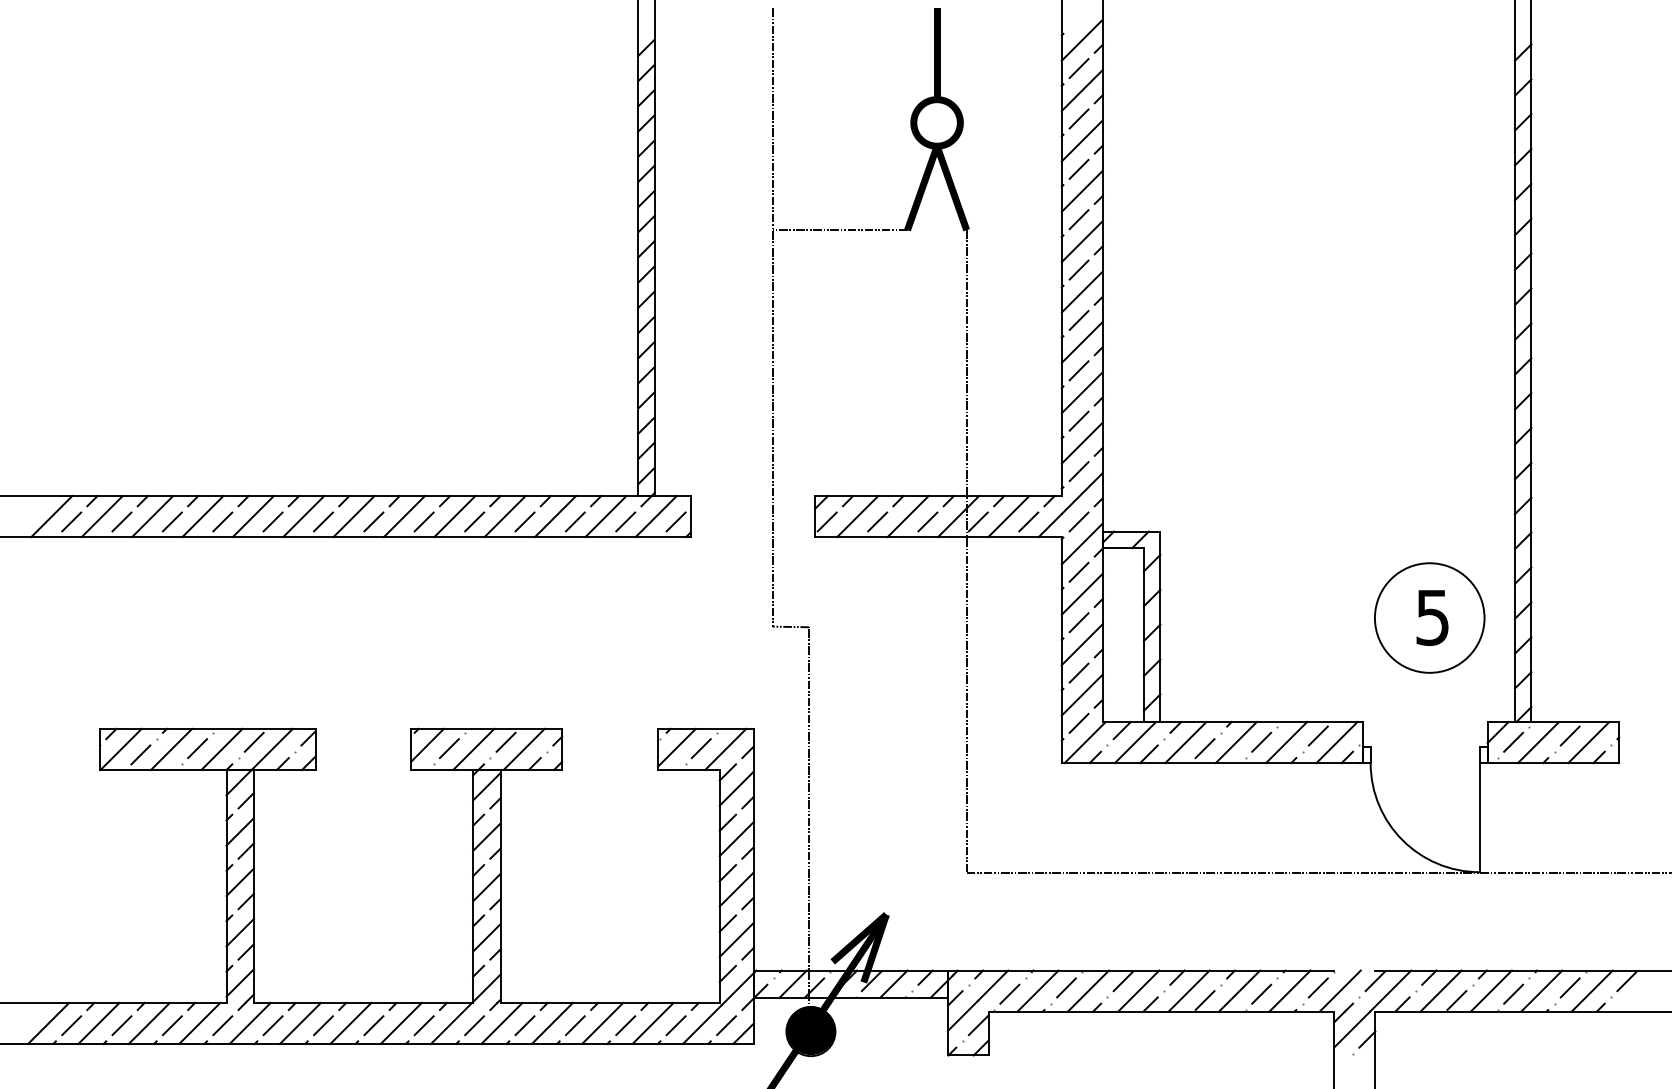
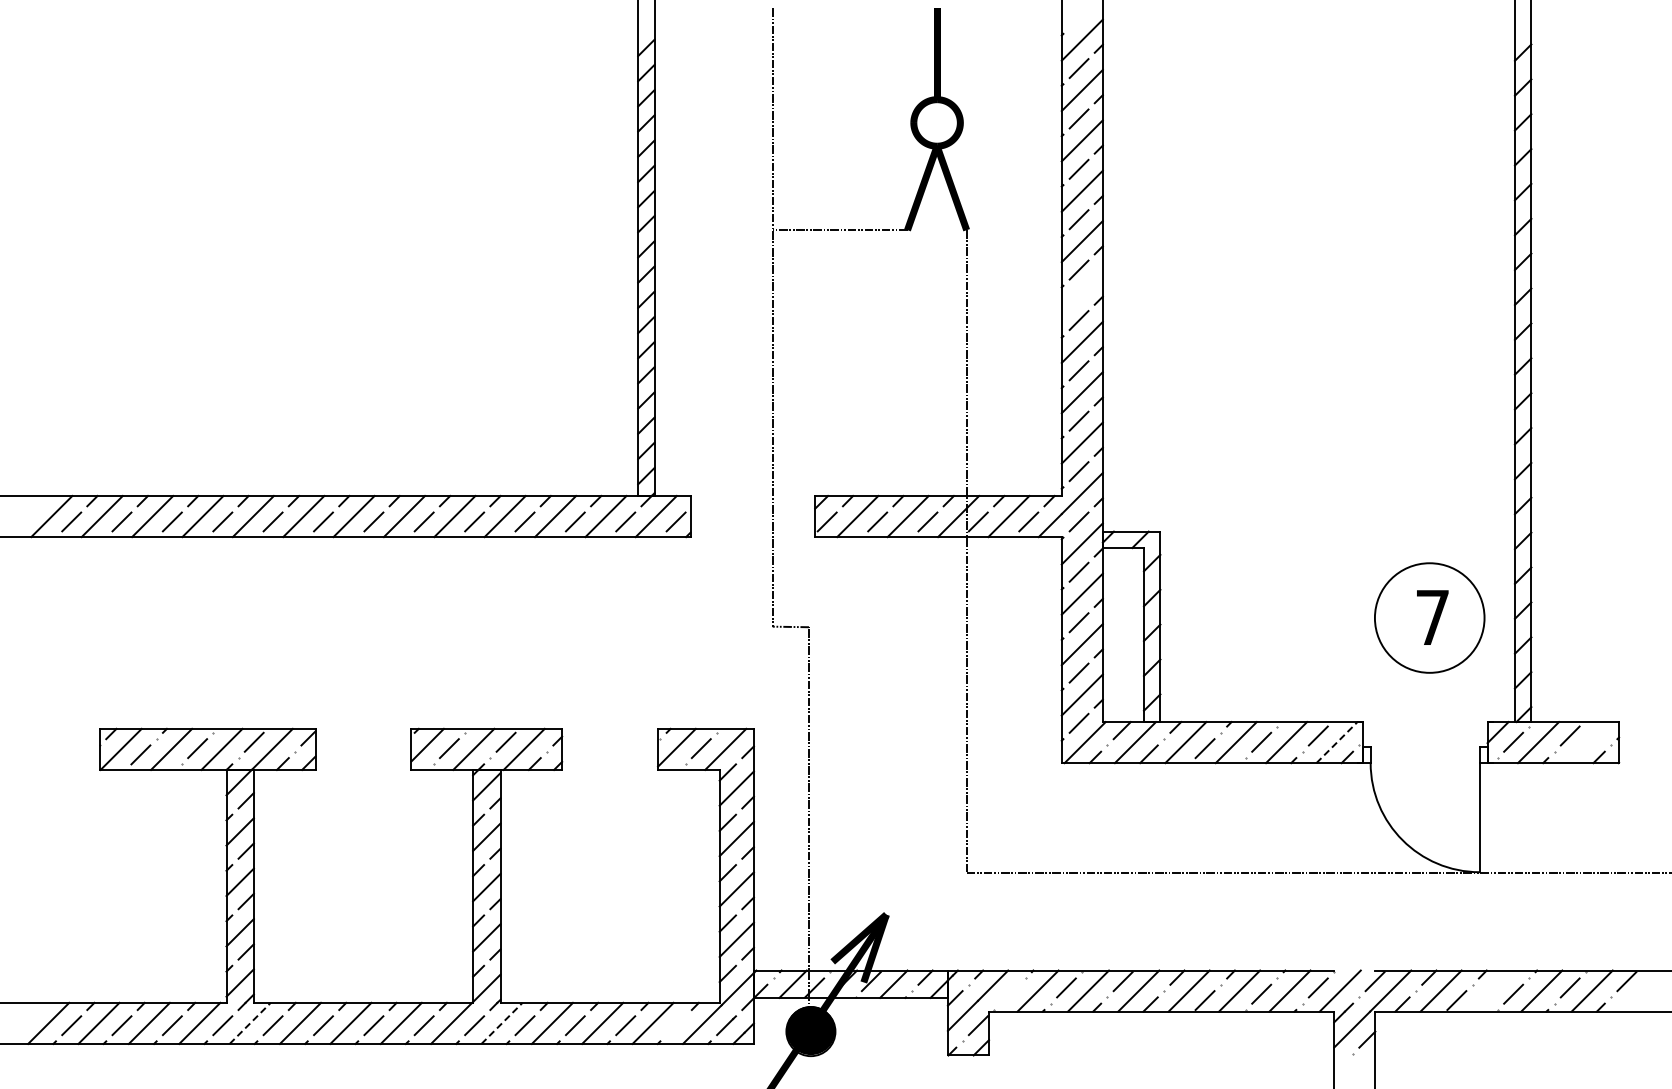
line: present -> none (1081, 291)
text: 5 -> 7 (1432, 617)
line: solid -> dashed (1337, 742)
line: present -> none (1588, 742)
line: present -> none (1490, 990)
line: present -> none (1009, 993)
line: solid -> dashed (250, 1023)
line: solid -> dashed (502, 1023)
line: present -> none (675, 1025)
